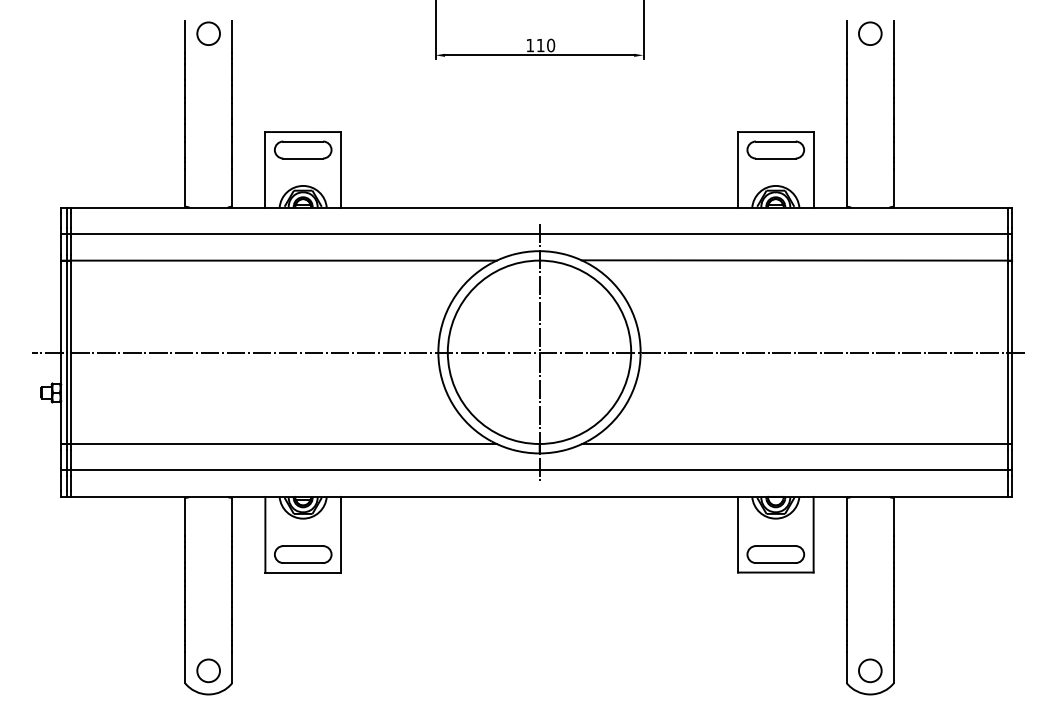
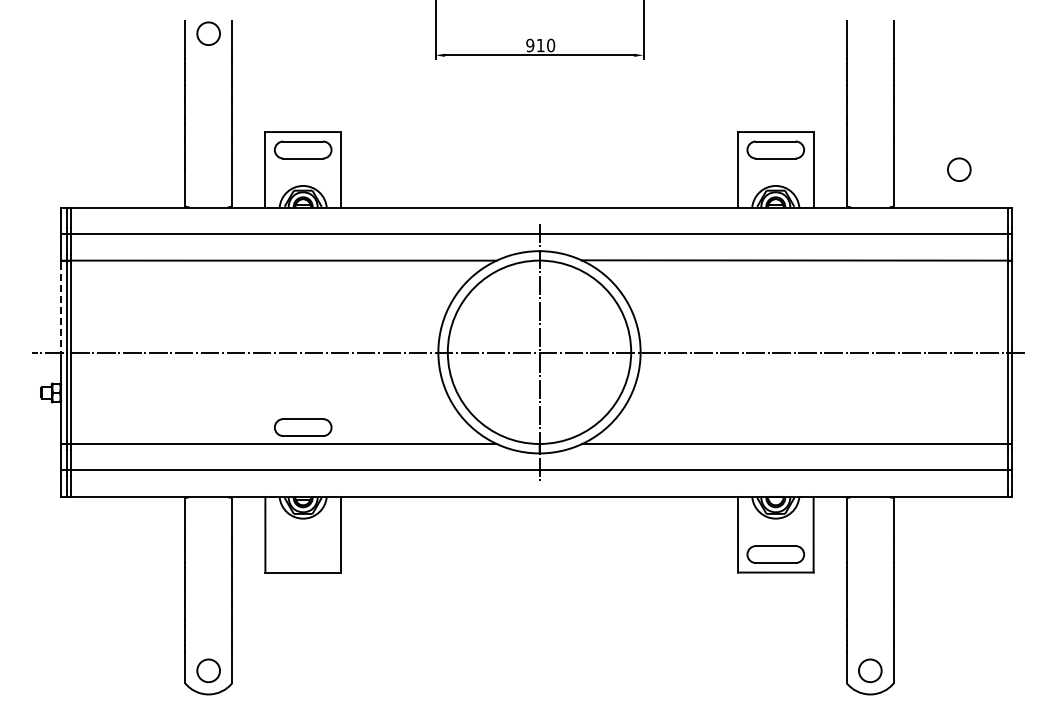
circle position: (870, 33) -> (959, 169) (959, 169)
text: 110 -> 910 (530, 45)
line: solid -> dashed (61, 308)
part position: (303, 554) -> (303, 427) (303, 427)
